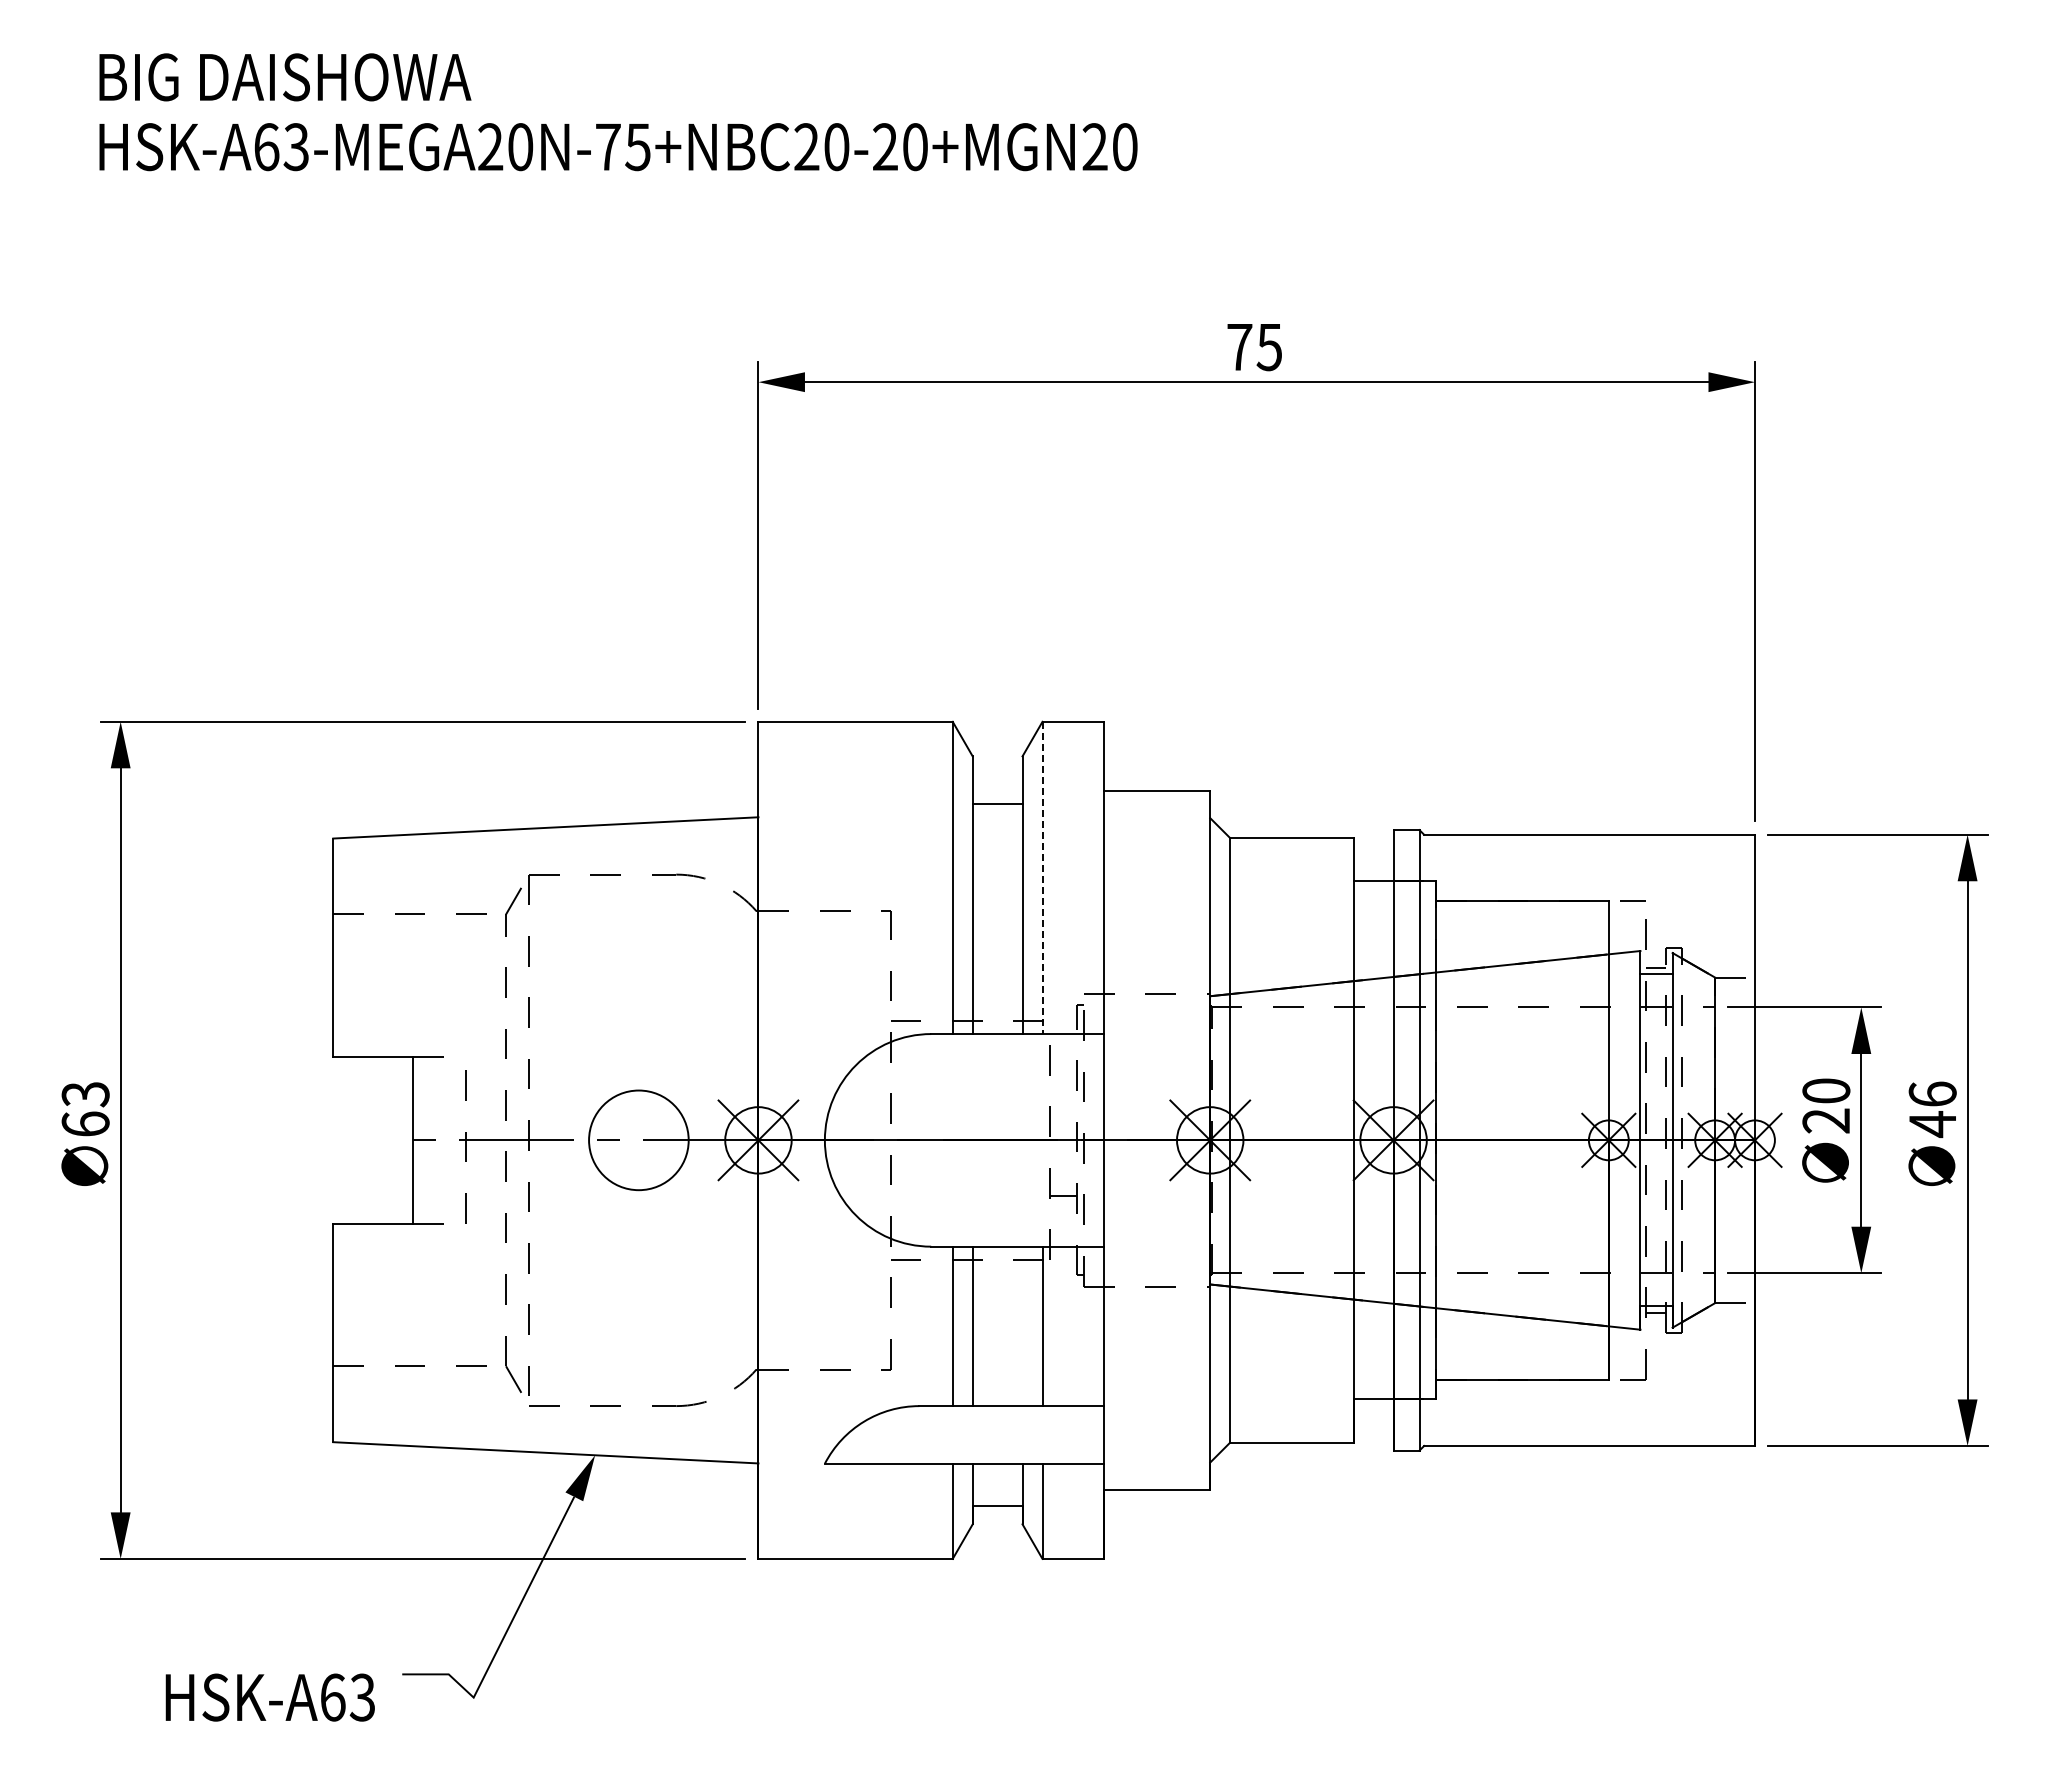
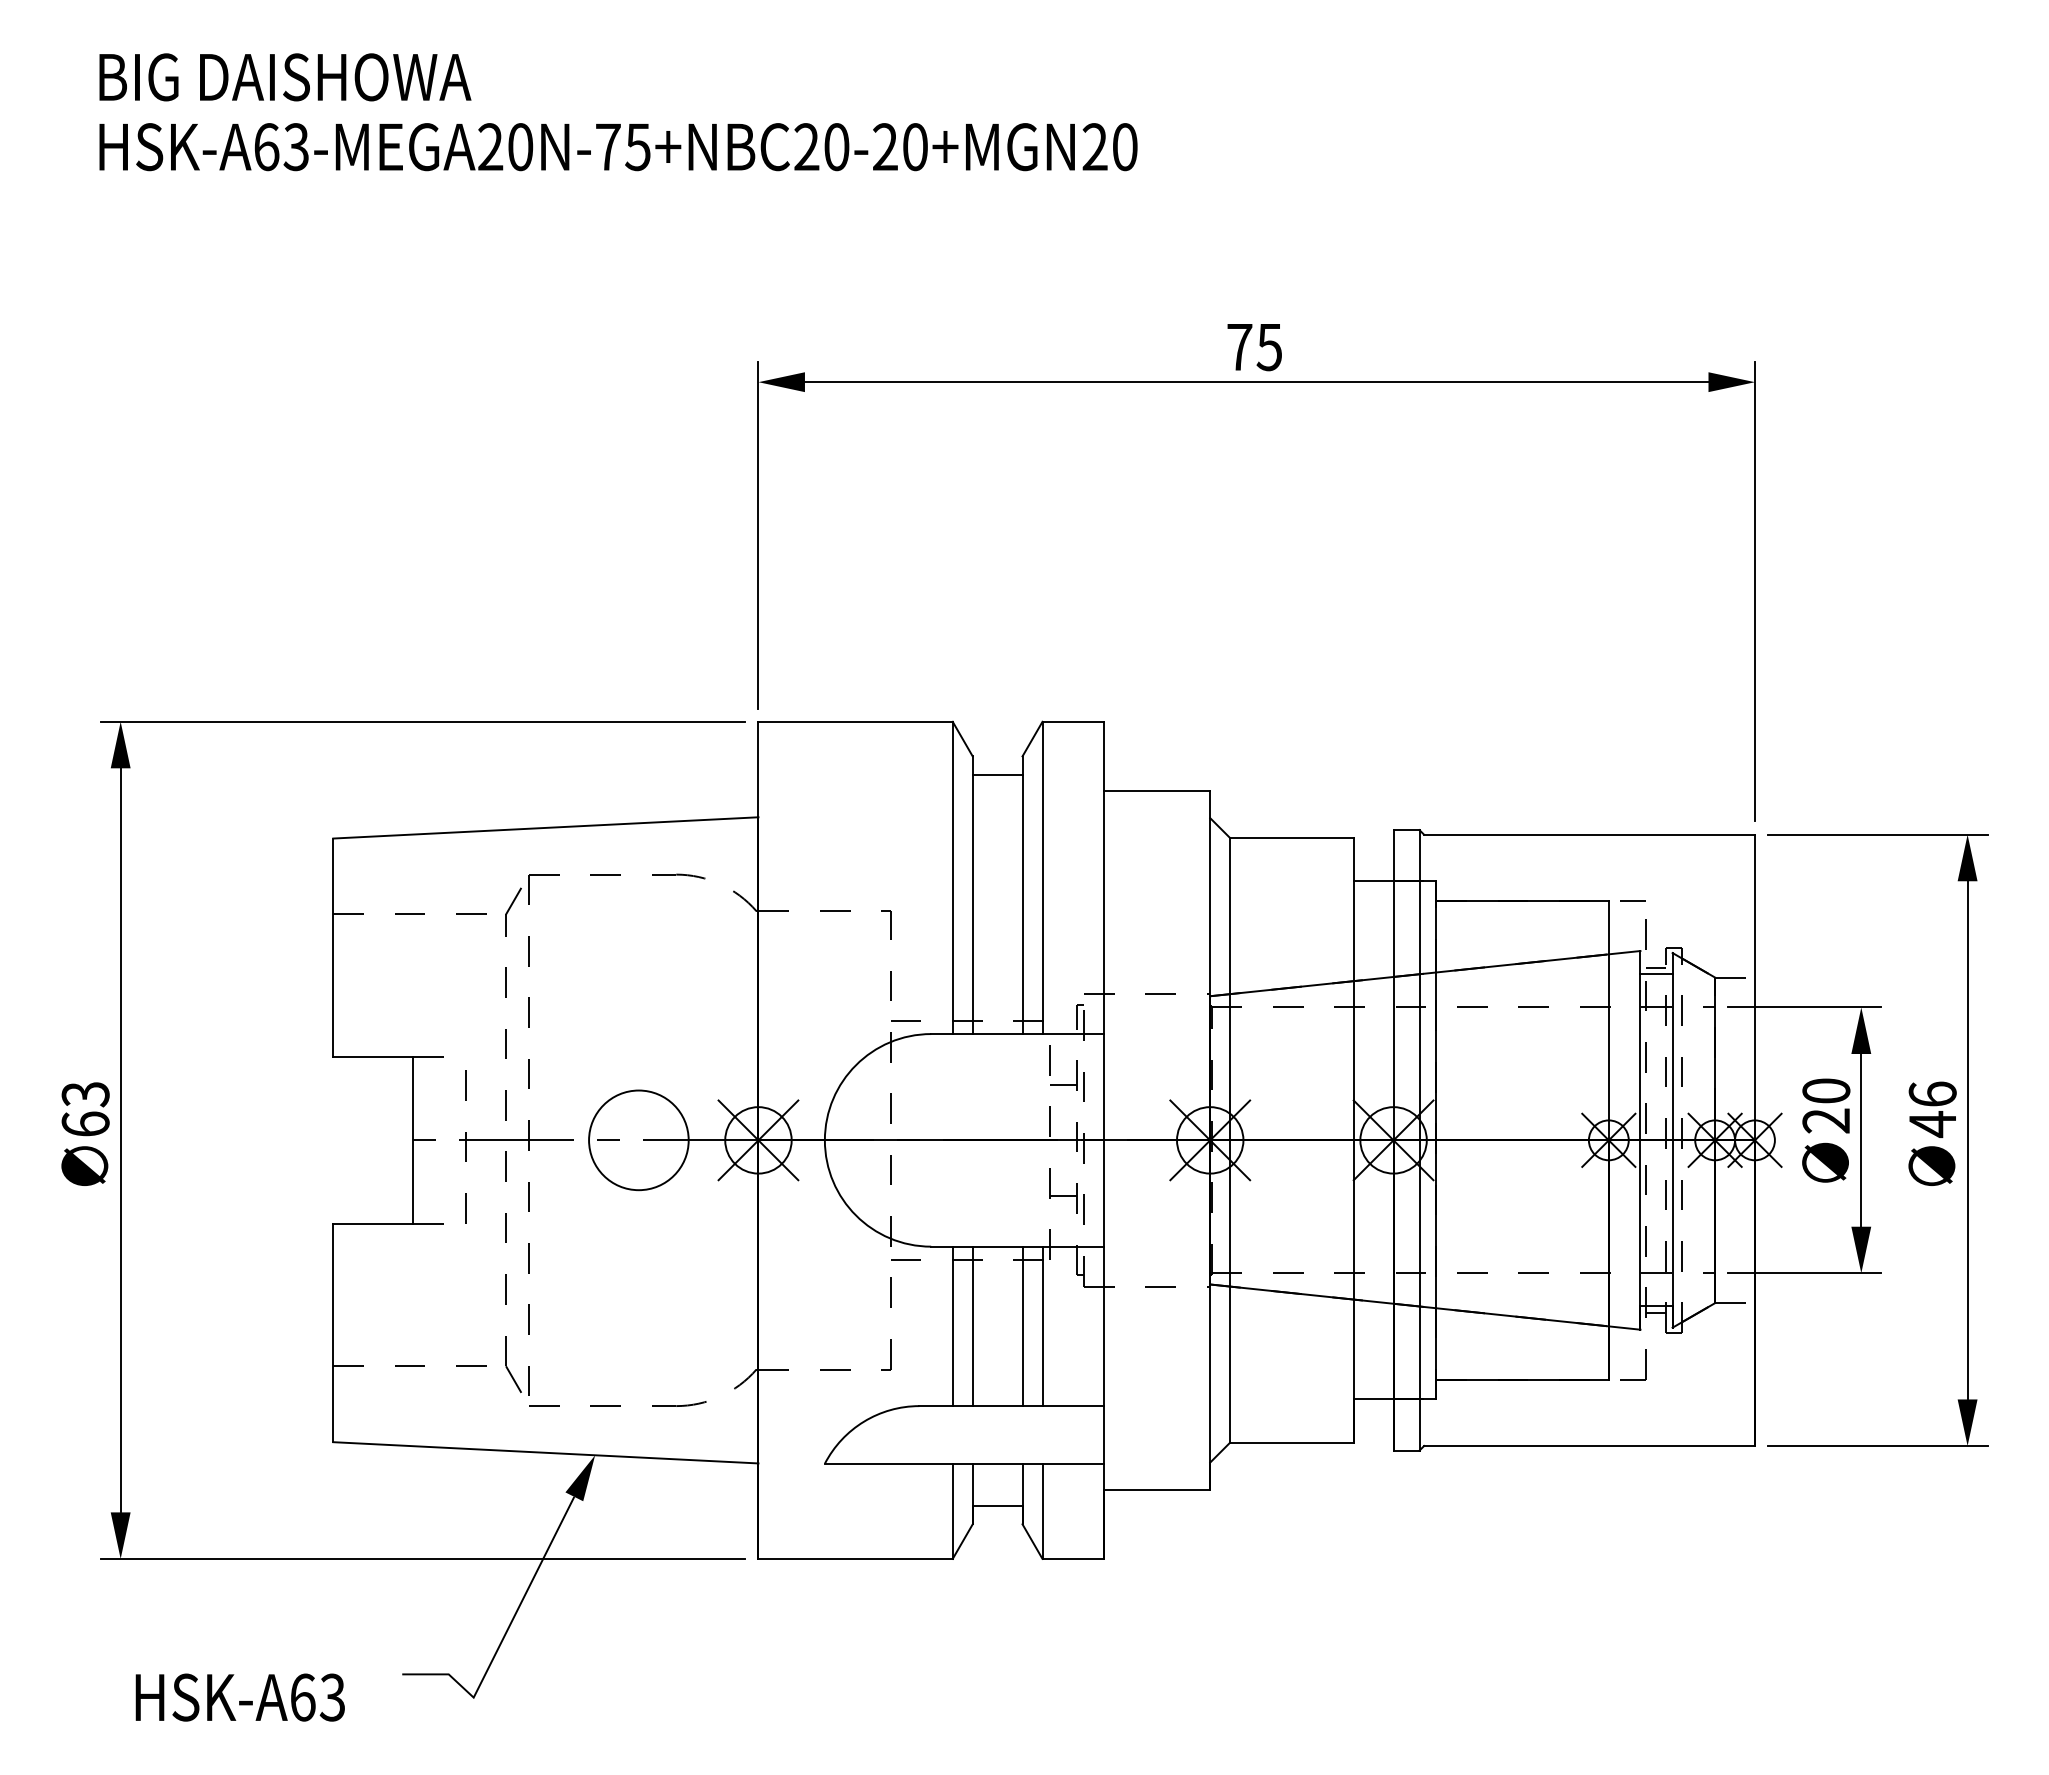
line position: (997, 803) -> (997, 774) (997, 774)
line: dashed -> solid (1042, 878)
line: none -> present (1063, 1084)
line: none -> present (1022, 1326)
text position: (269, 1697) -> (239, 1697) (239, 1697)
